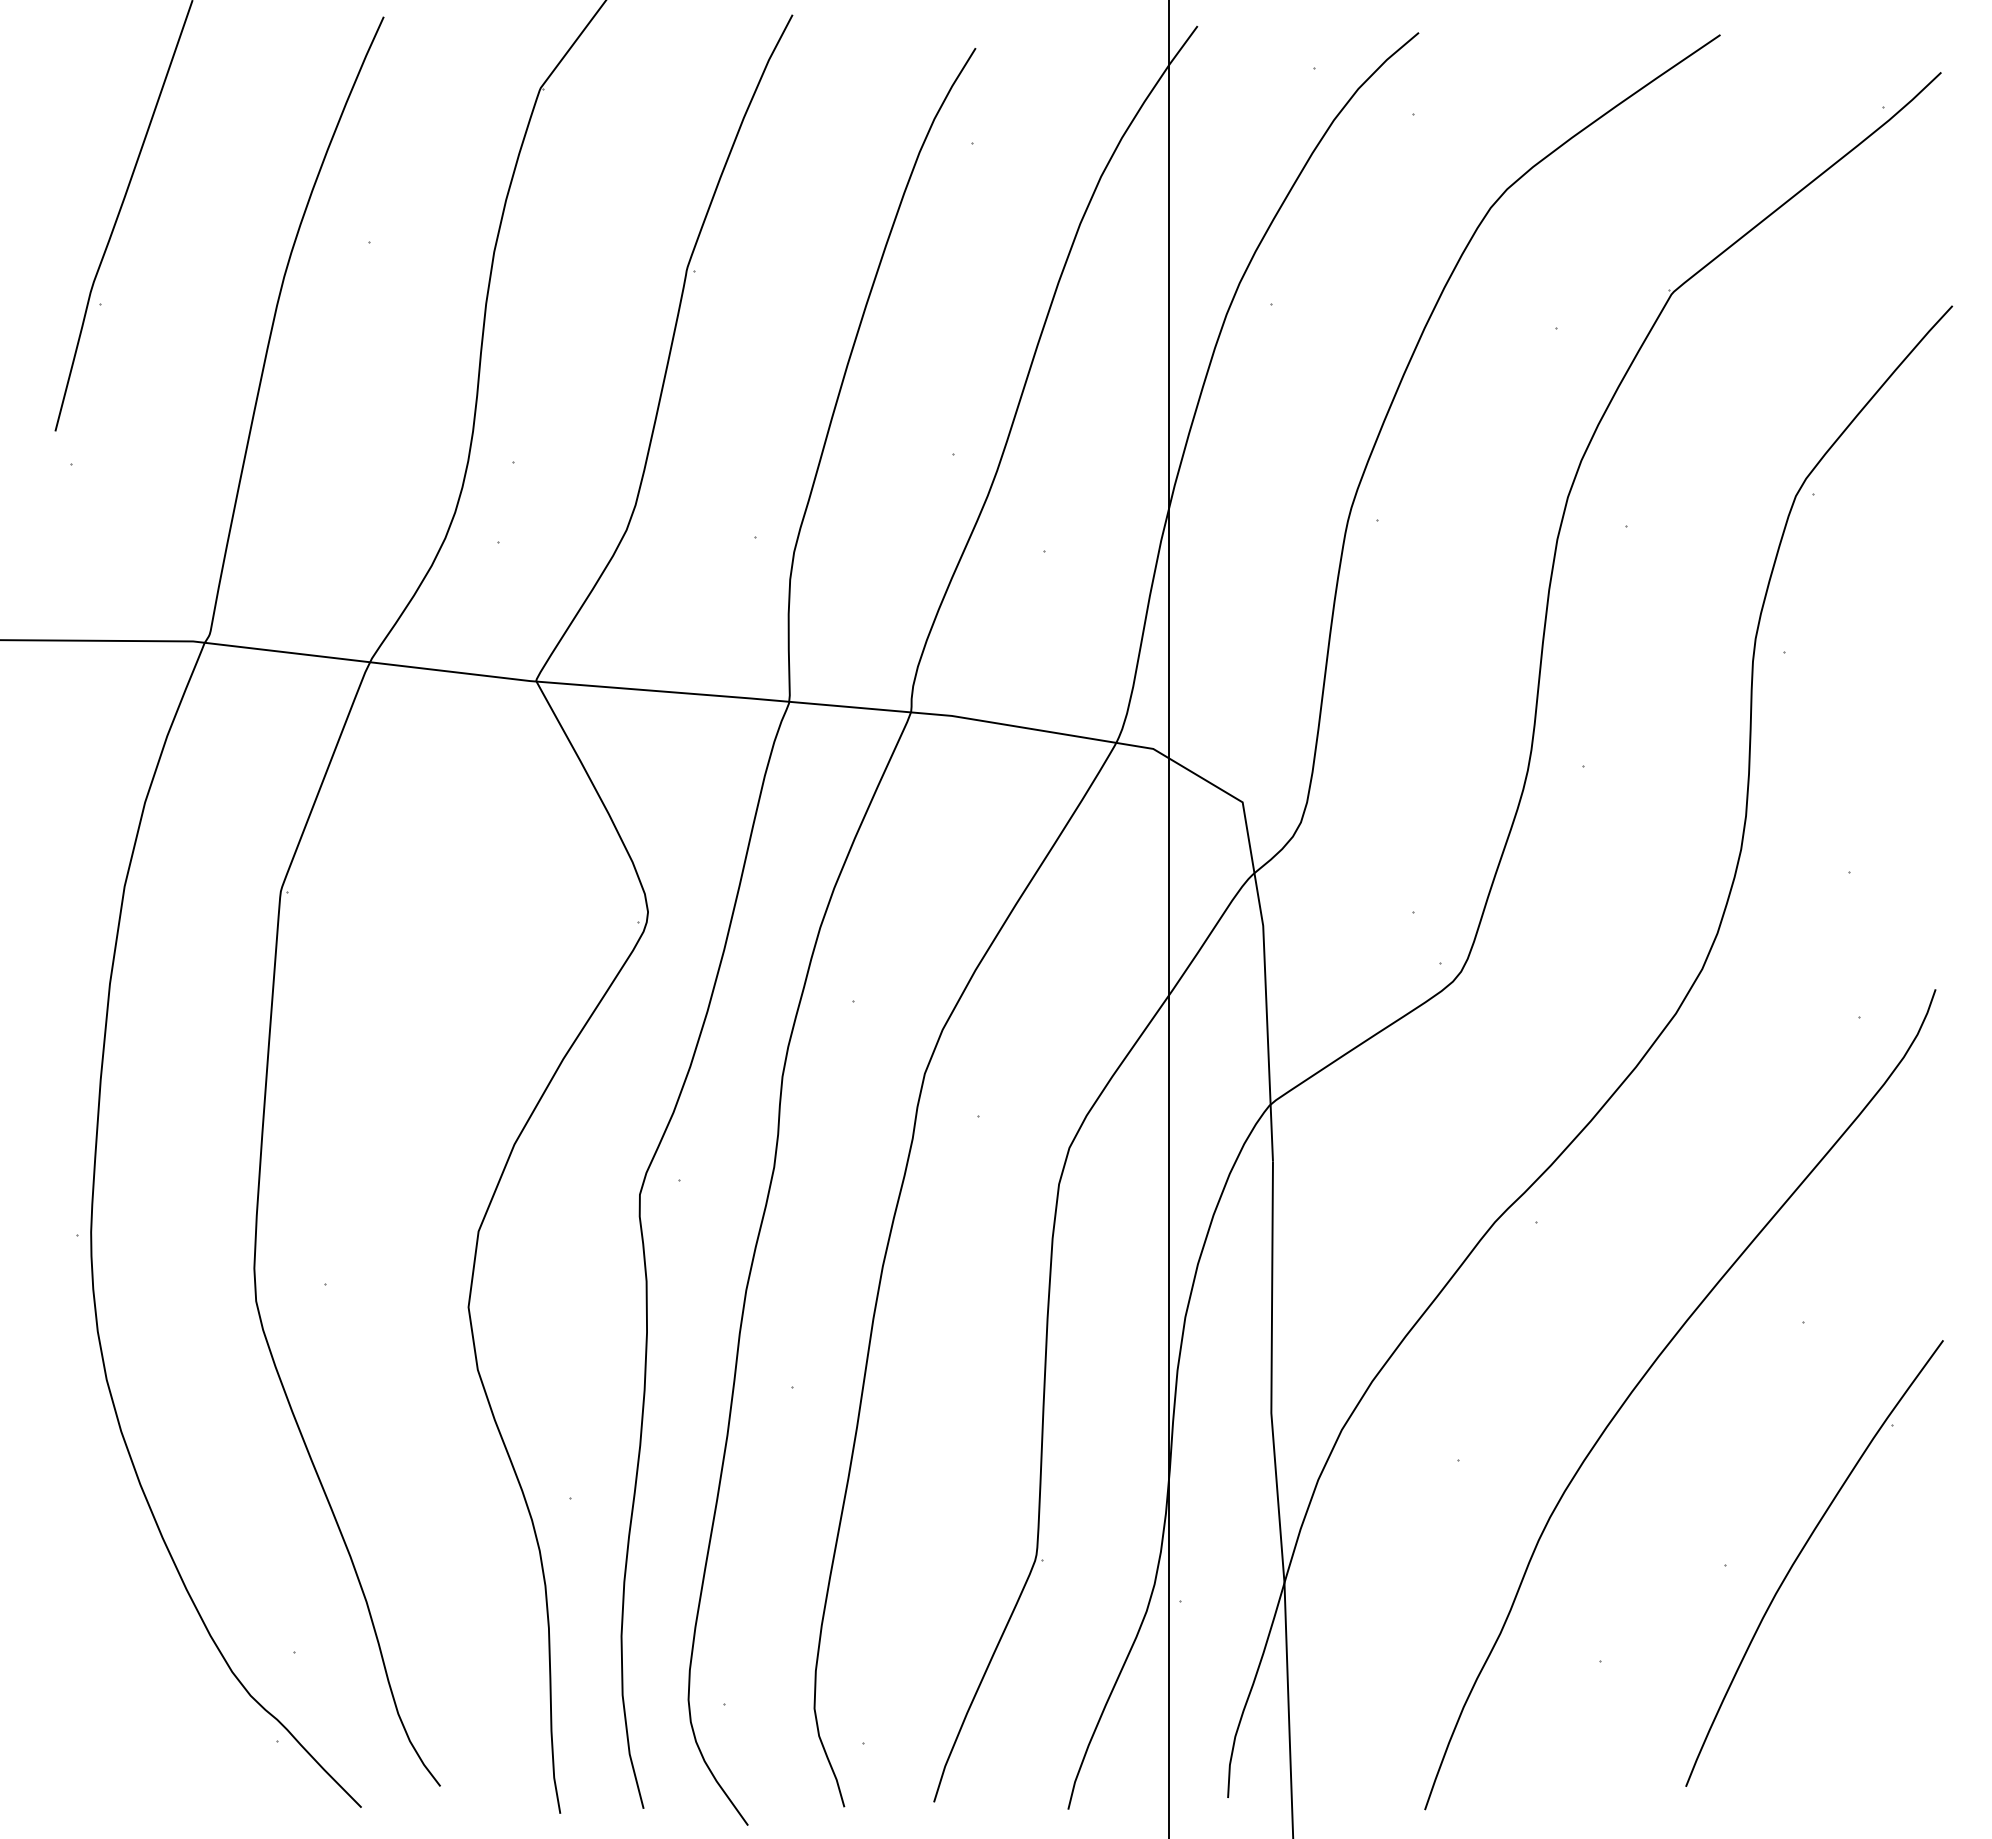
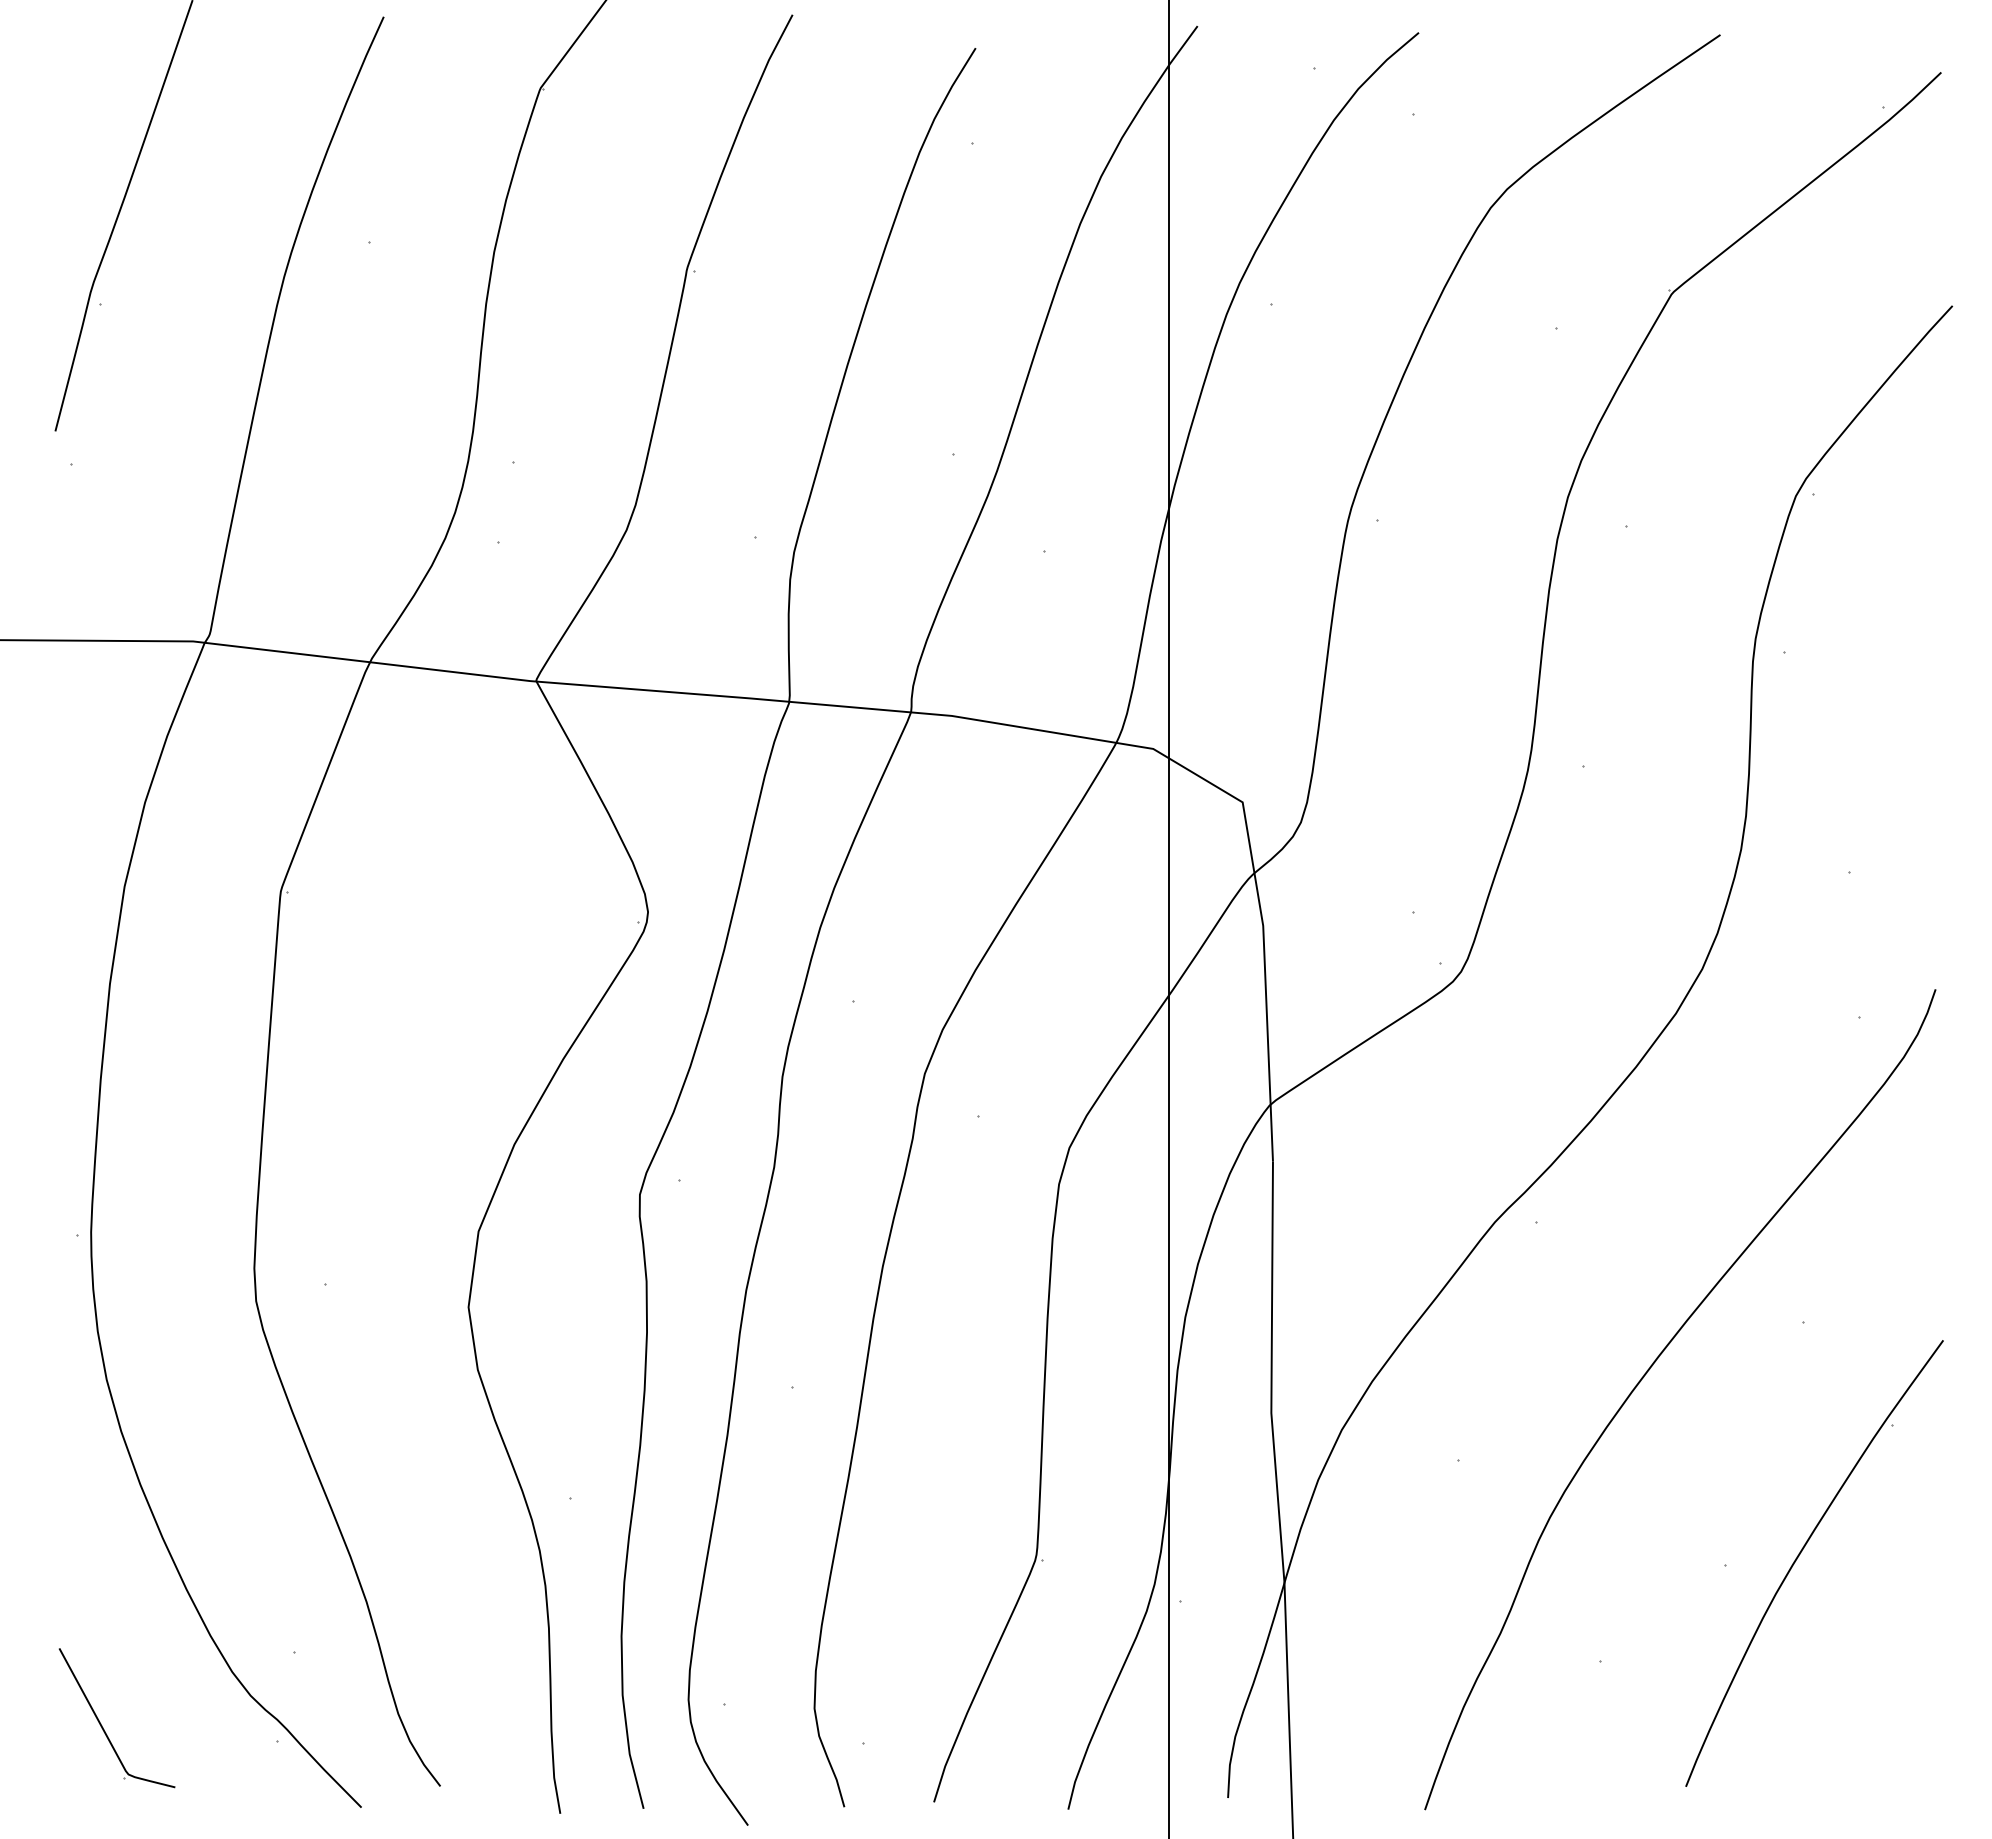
part: none -> present (102, 1725)
